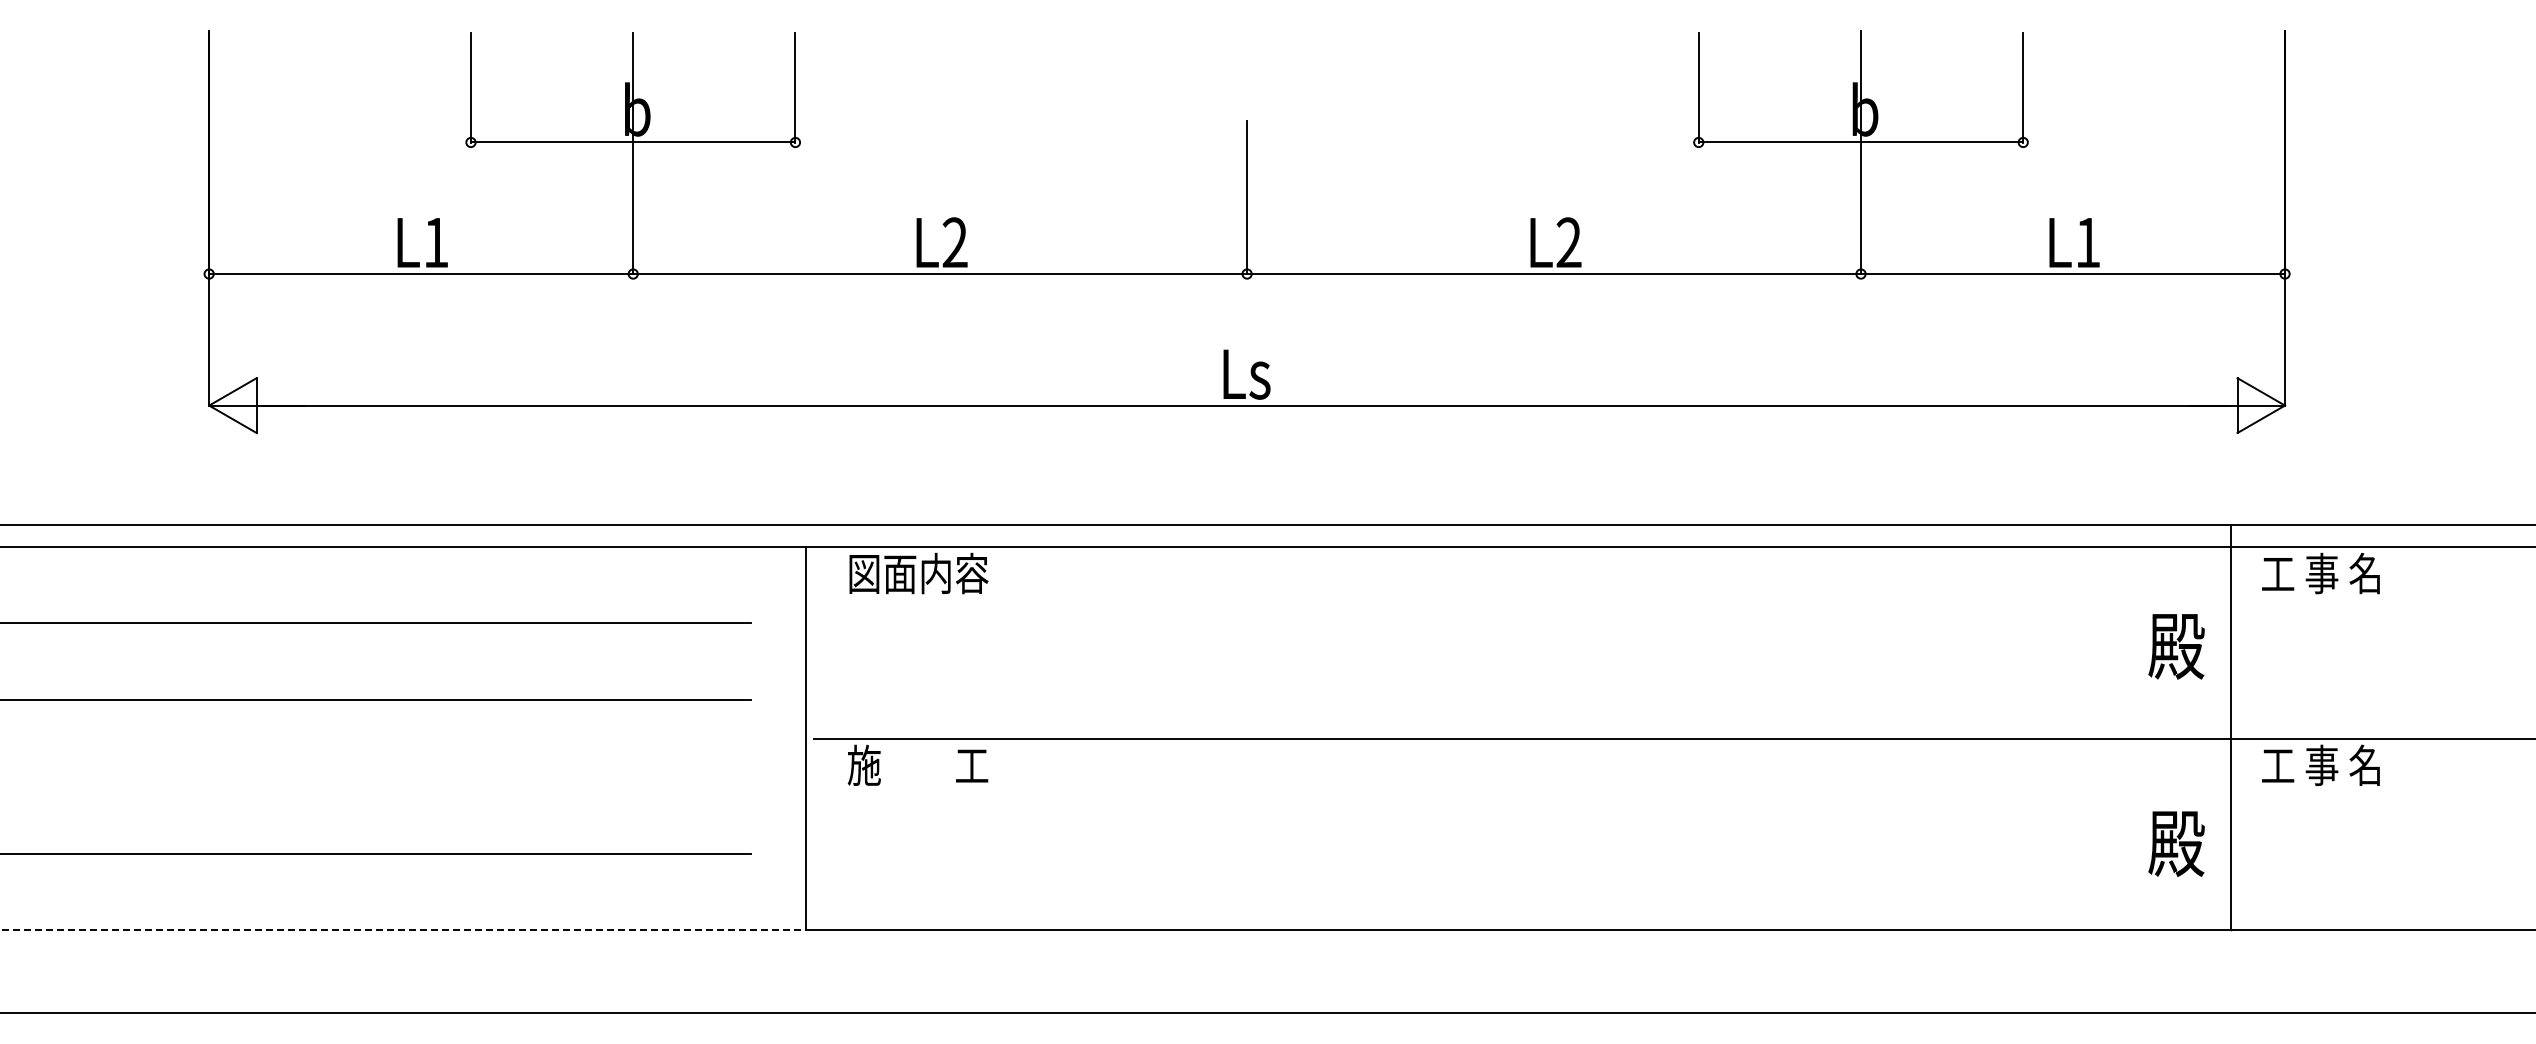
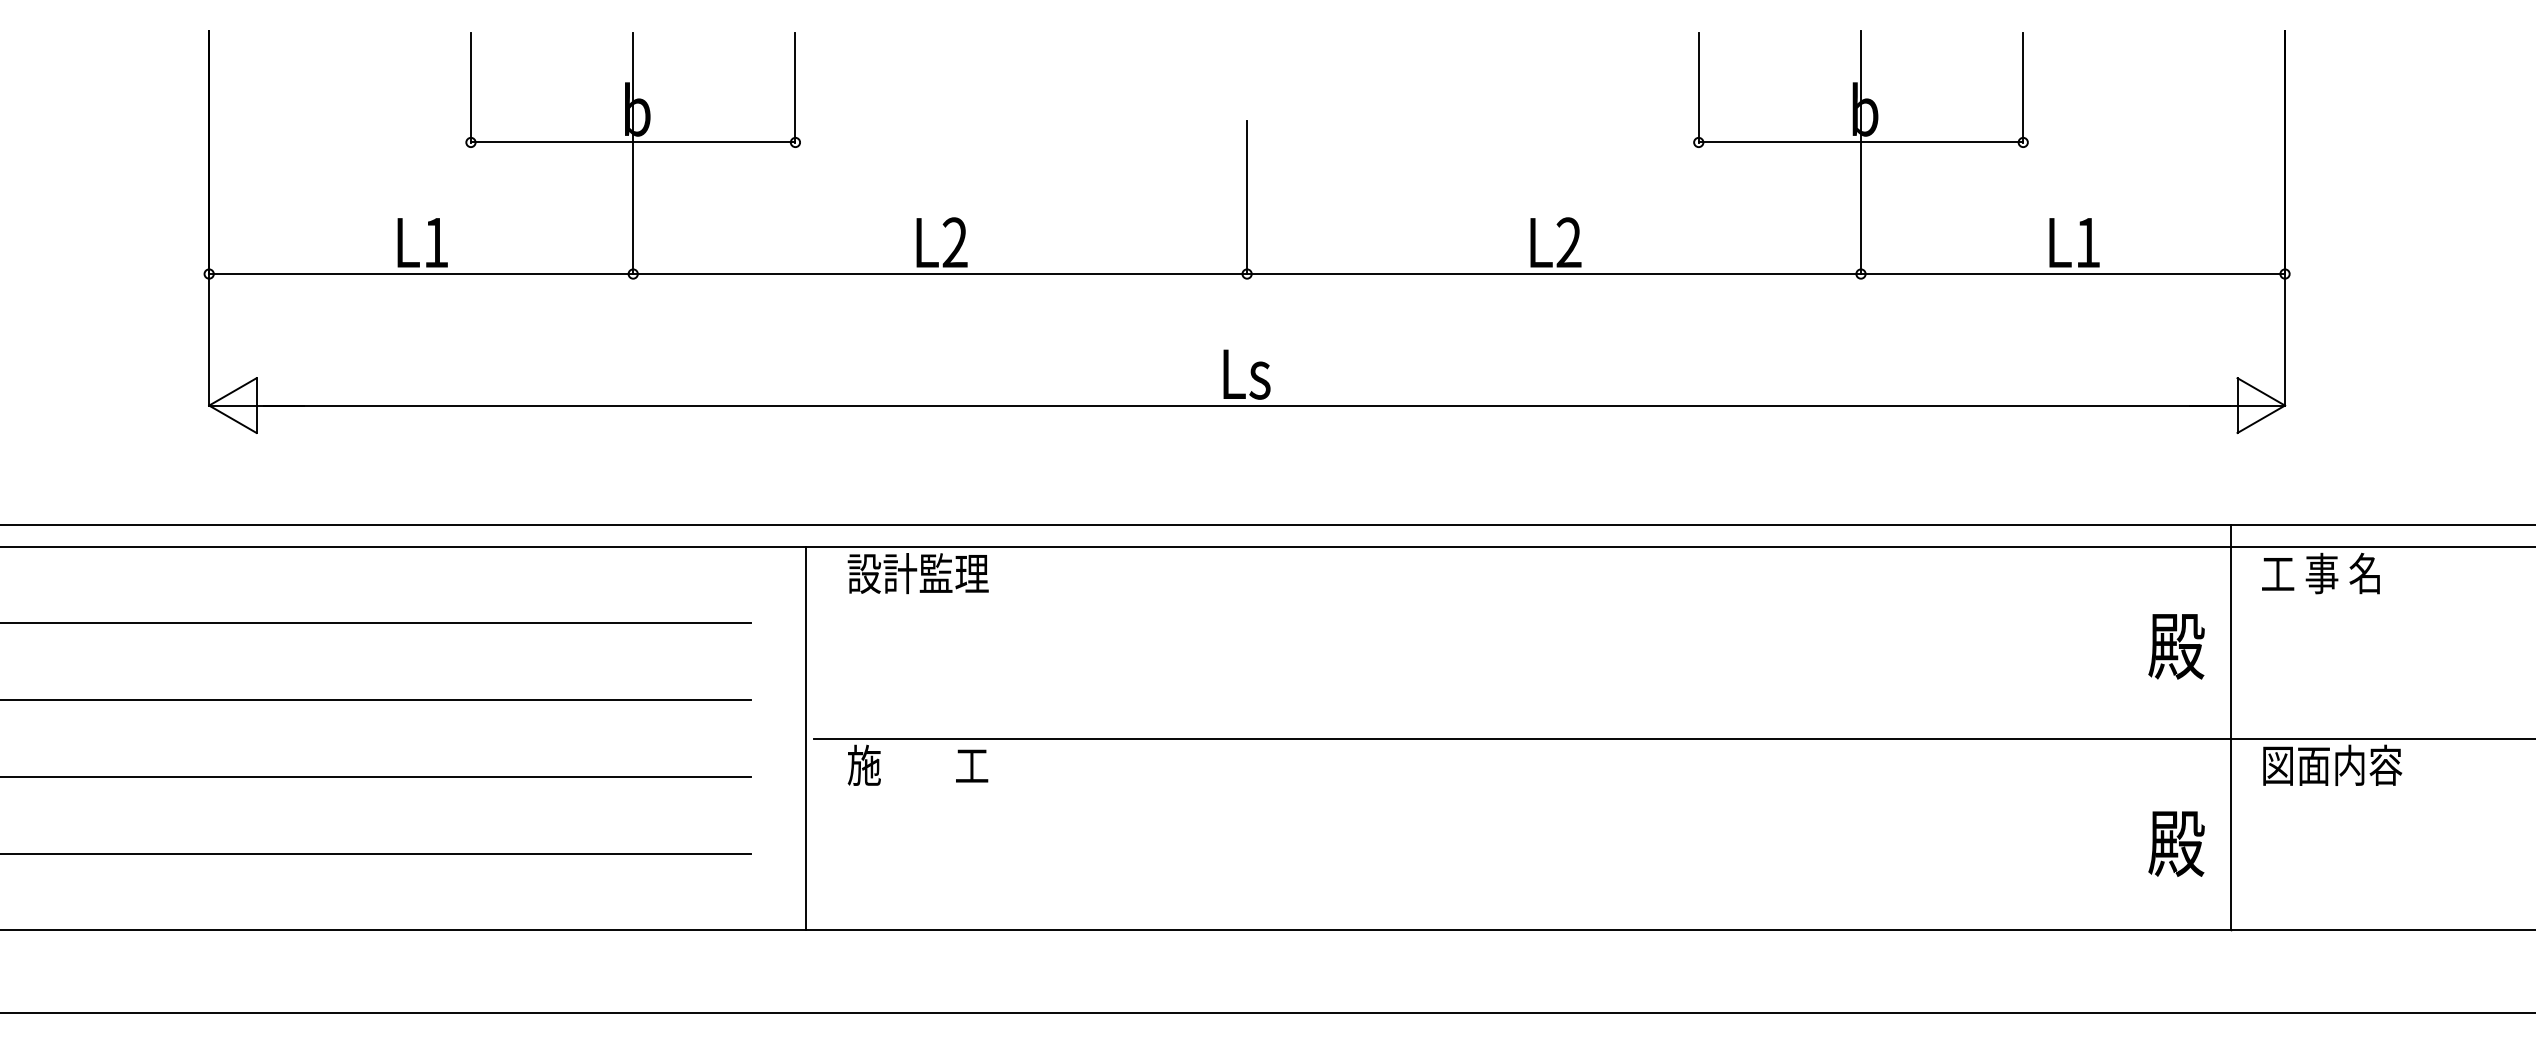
text: 図面内容 -> 設計監理 (917, 573)
text: 工 事 名 -> 図面内容 (2332, 765)
line: none -> present (376, 776)
line: dashed -> solid (403, 930)
